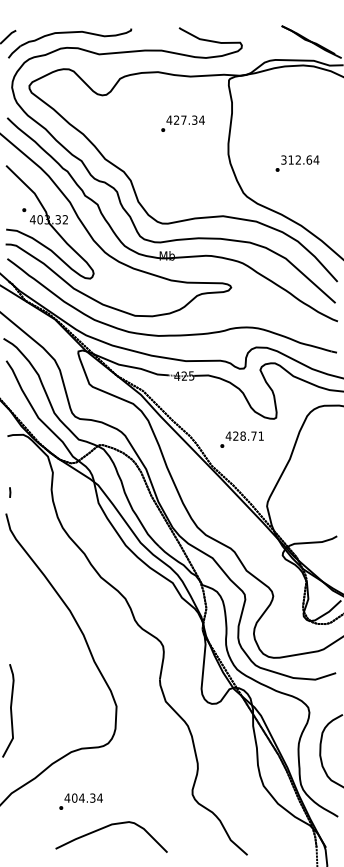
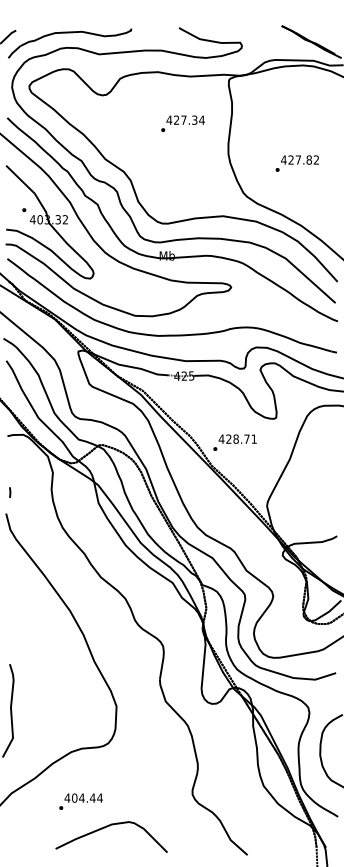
text: 312.64 -> 427.82 (300, 159)
text position: (241, 439) -> (234, 442) (234, 442)
text: 404.34 -> 404.44 (92, 797)
